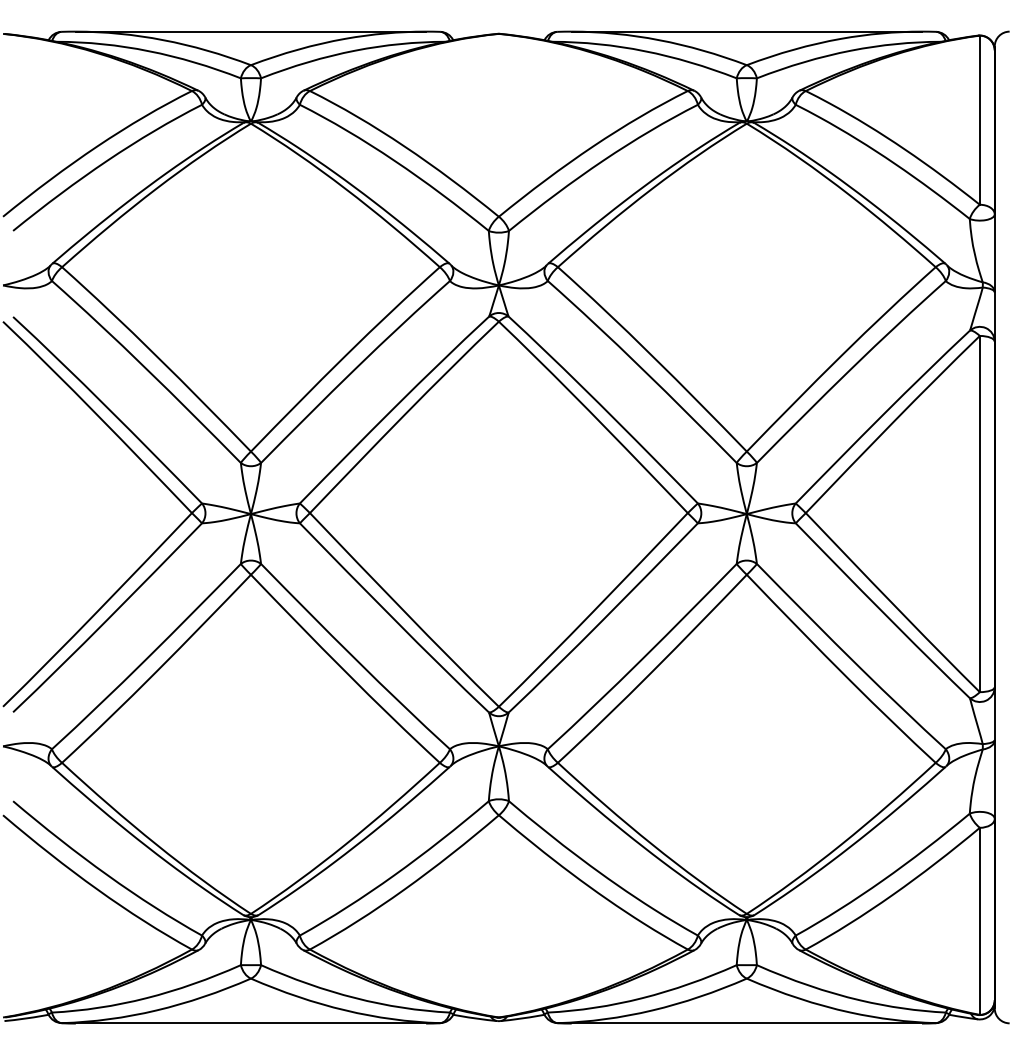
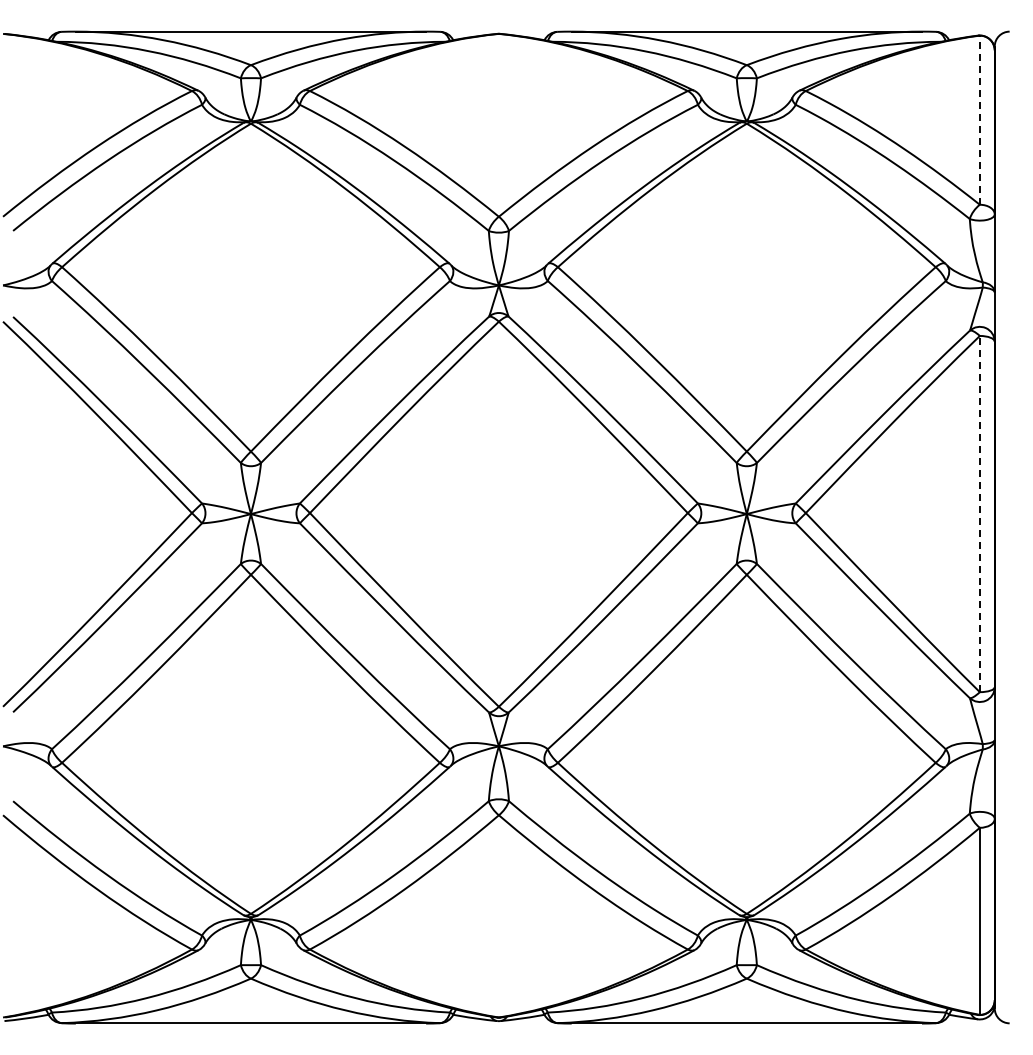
line: solid -> dashed (979, 120)
line: solid -> dashed (979, 513)
